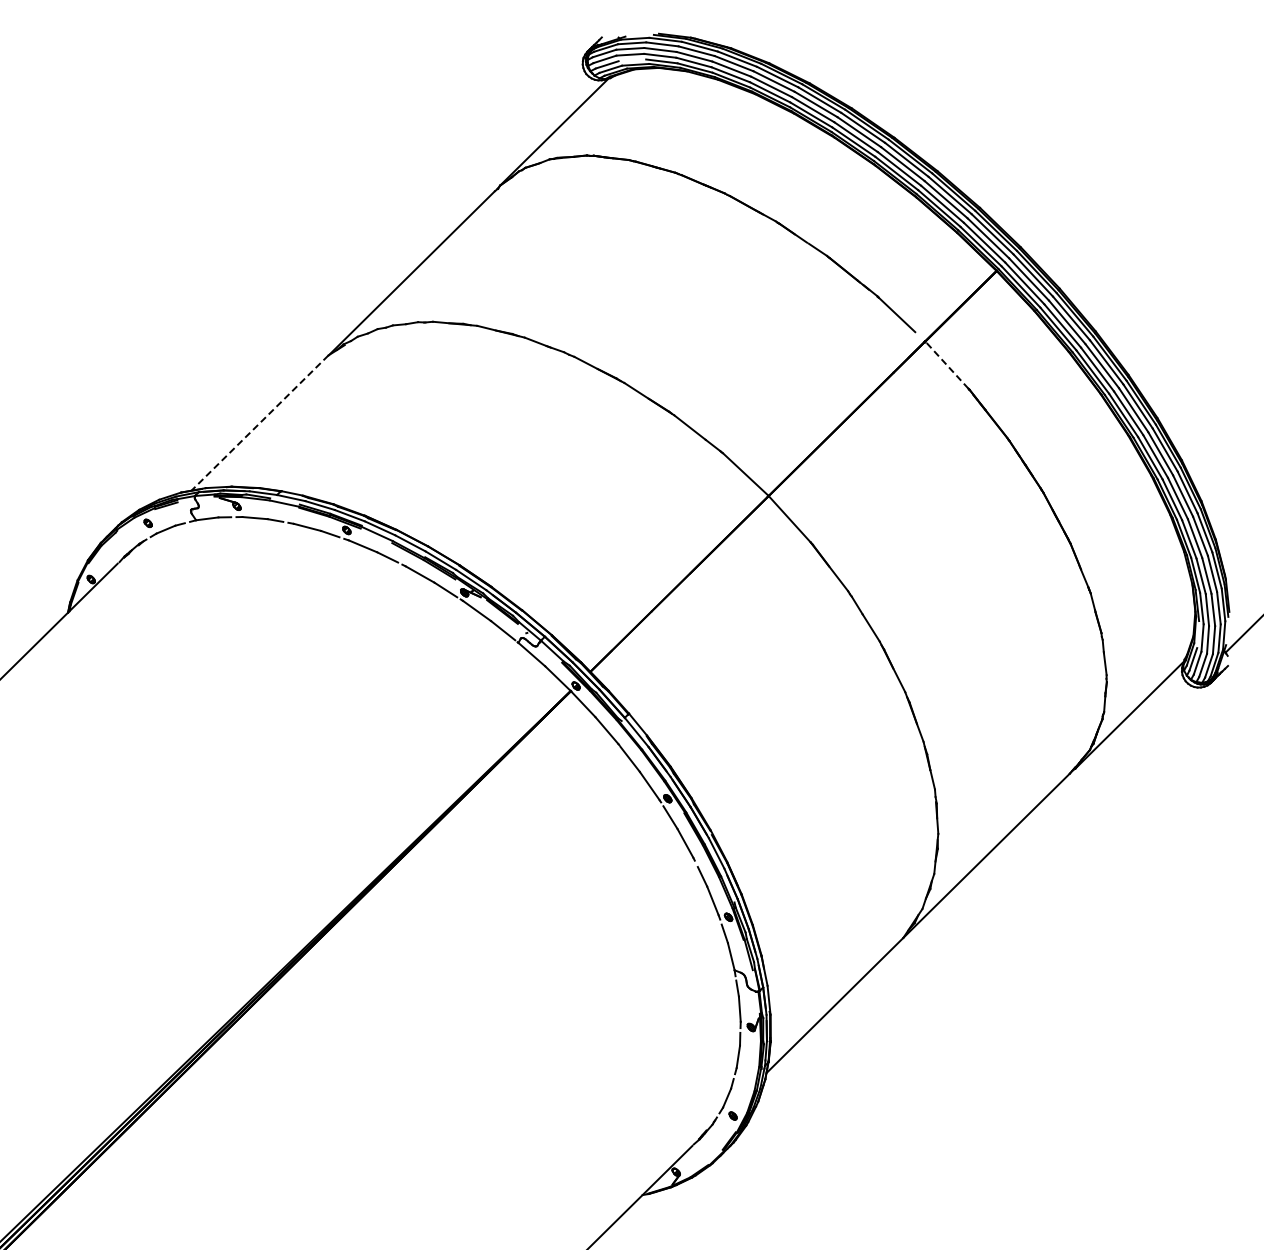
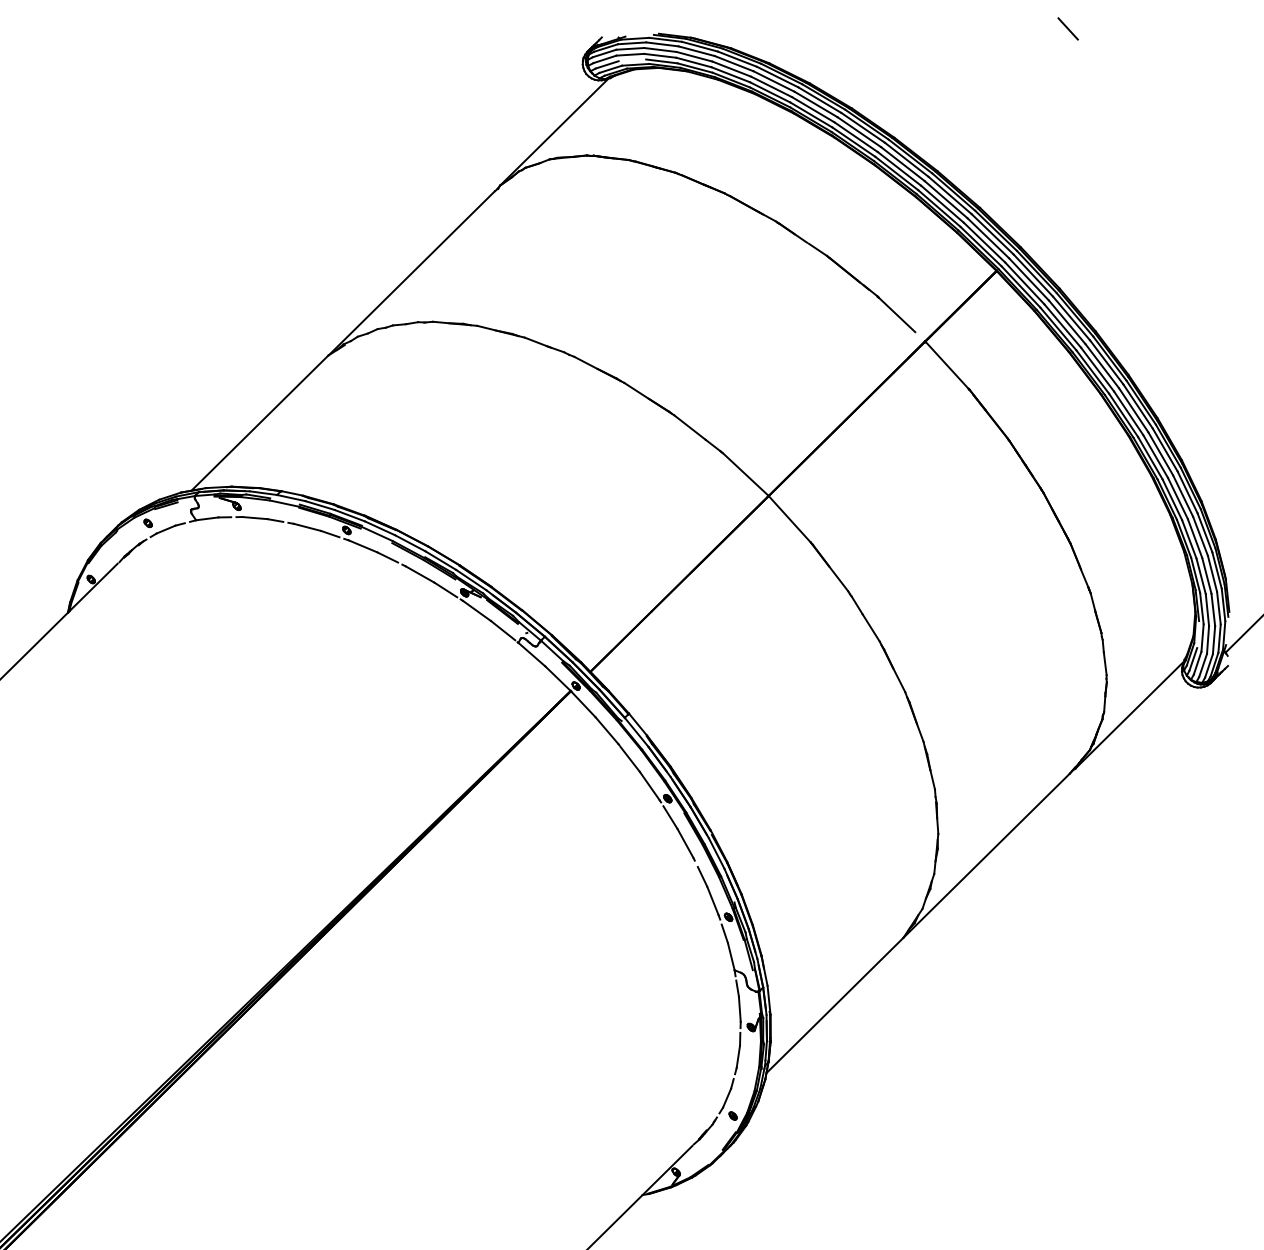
line: none -> present (1067, 28)
line: dashed -> solid (947, 365)
line: dashed -> solid (259, 423)
